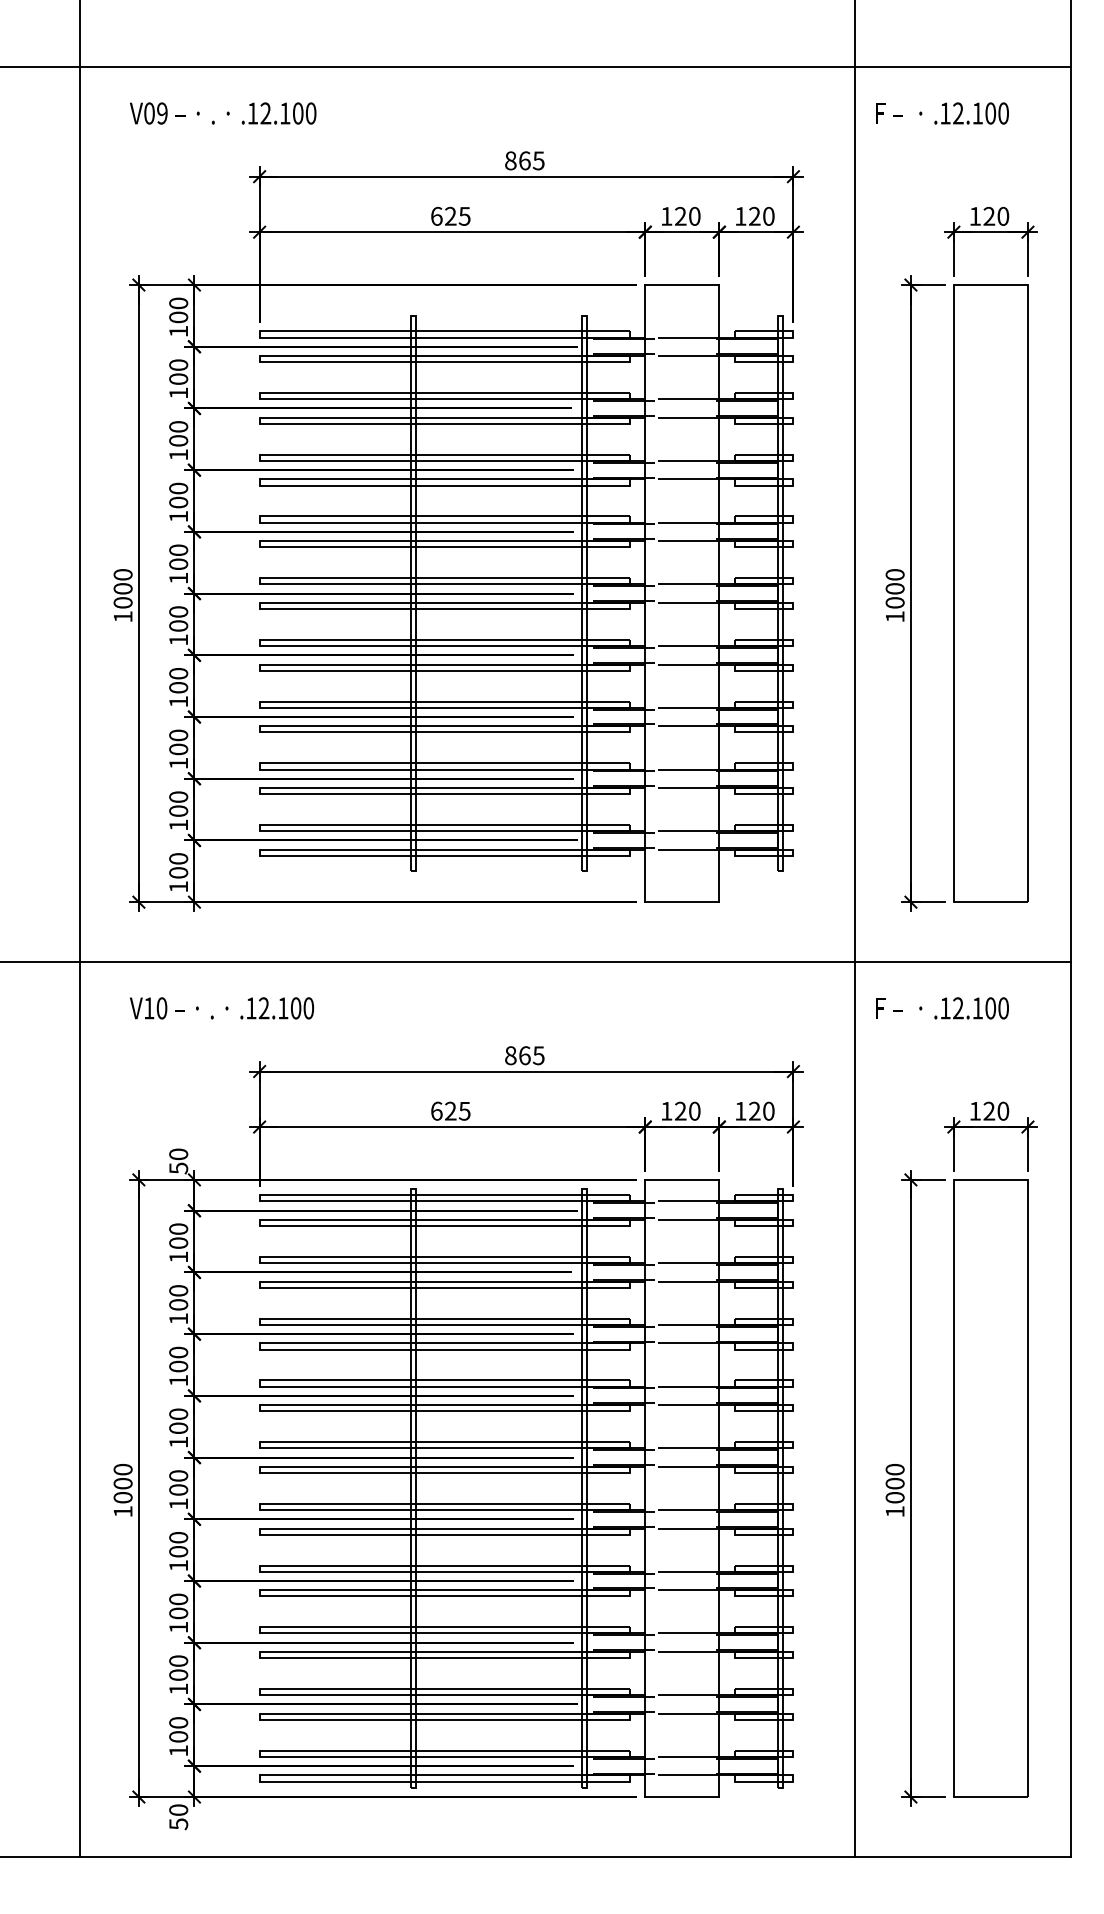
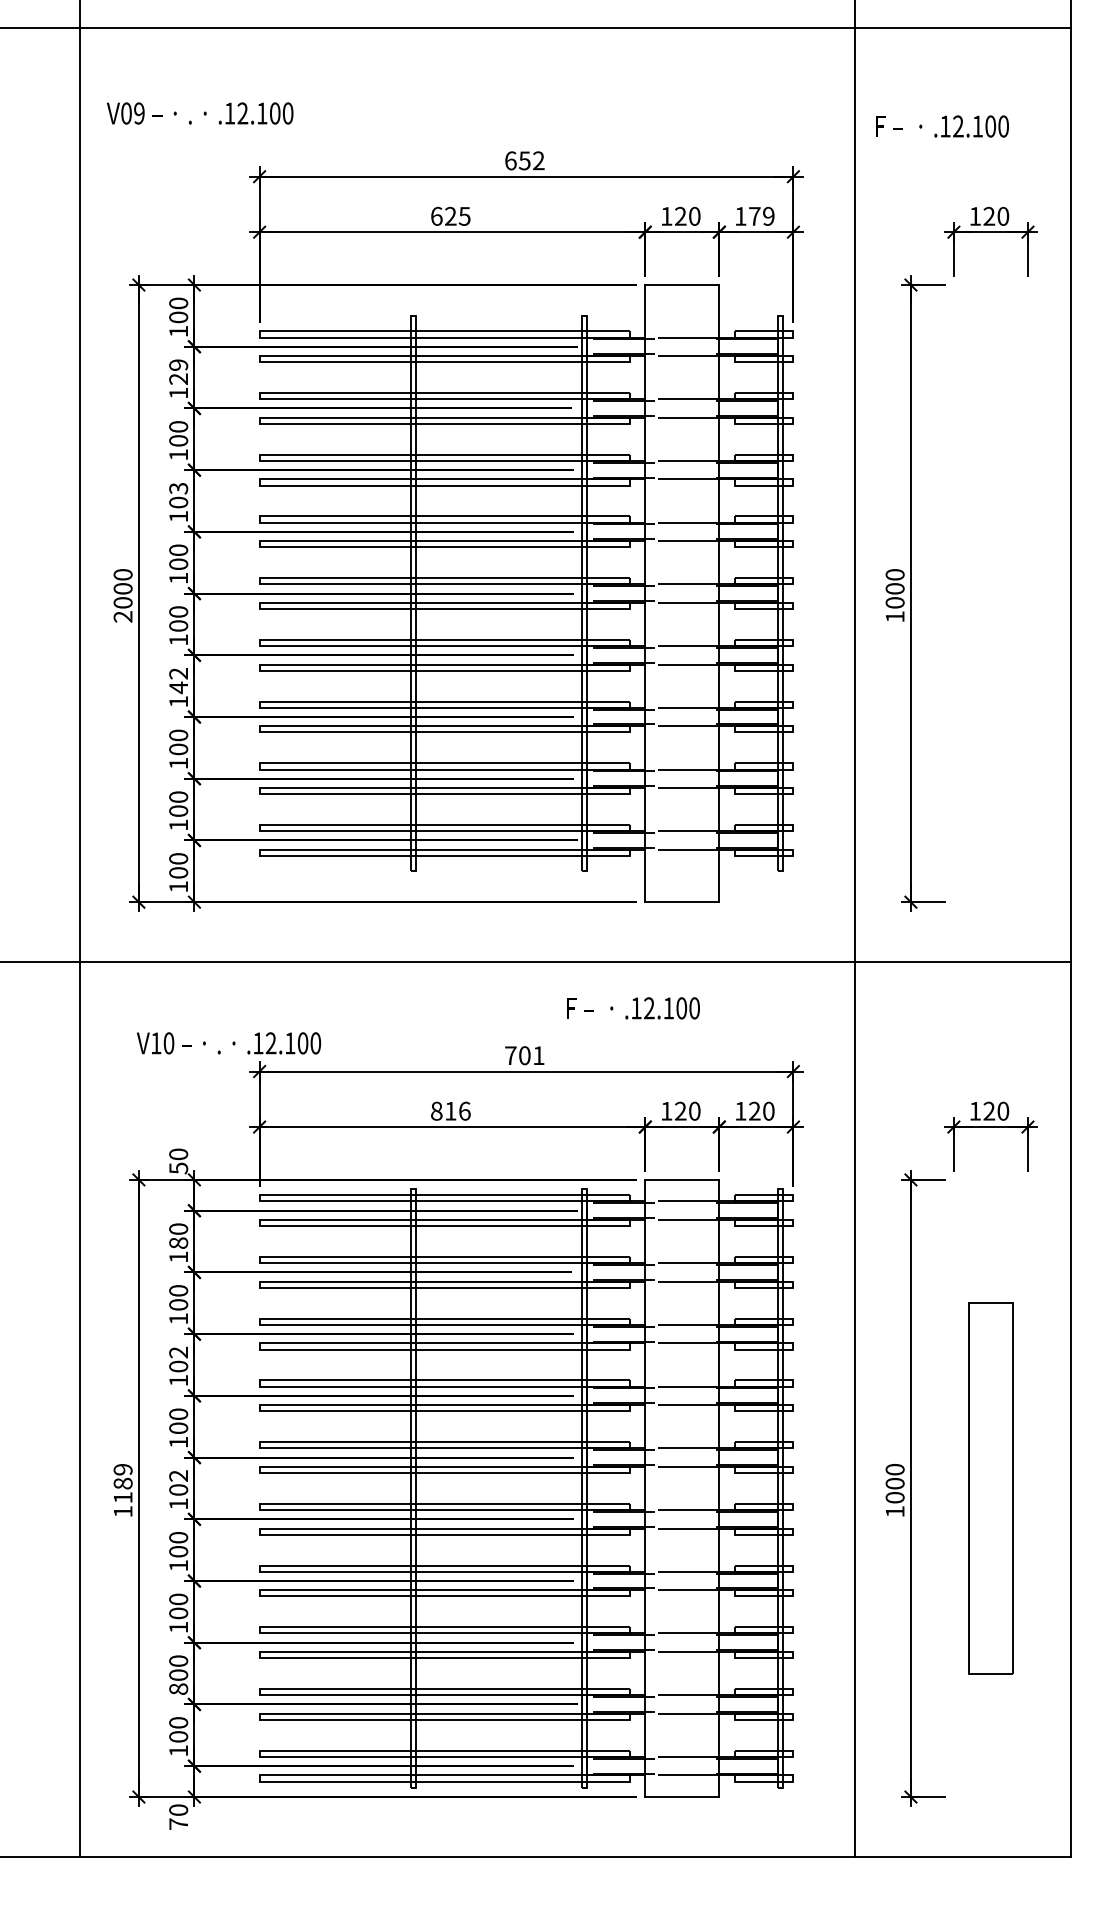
line position: (536, 66) -> (536, 27) (536, 27)
text position: (223, 113) -> (200, 113) (200, 113)
text position: (942, 113) -> (942, 126) (942, 126)
text: 865 -> 652 (524, 160)
text: 120 -> 179 (761, 215)
text: 100 -> 129 (178, 371)
text: 100 -> 103 (178, 488)
part: present -> none (990, 593)
text: 1000 -> 2000 (122, 616)
text: 100 -> 142 (178, 681)
text position: (222, 1008) -> (229, 1043) (229, 1043)
text position: (942, 1008) -> (633, 1008) (633, 1008)
text: 865 -> 701 (524, 1055)
text: 625 -> 816 (450, 1110)
text: 100 -> 180 (178, 1242)
text: 100 -> 102 (178, 1352)
text: 100 -> 102 (178, 1475)
text: 1000 -> 1189 (122, 1483)
part size: 76x619 px -> 46x373 px (990, 1488)
text: 100 -> 800 (178, 1688)
text: 50 -> 70 (178, 1824)
